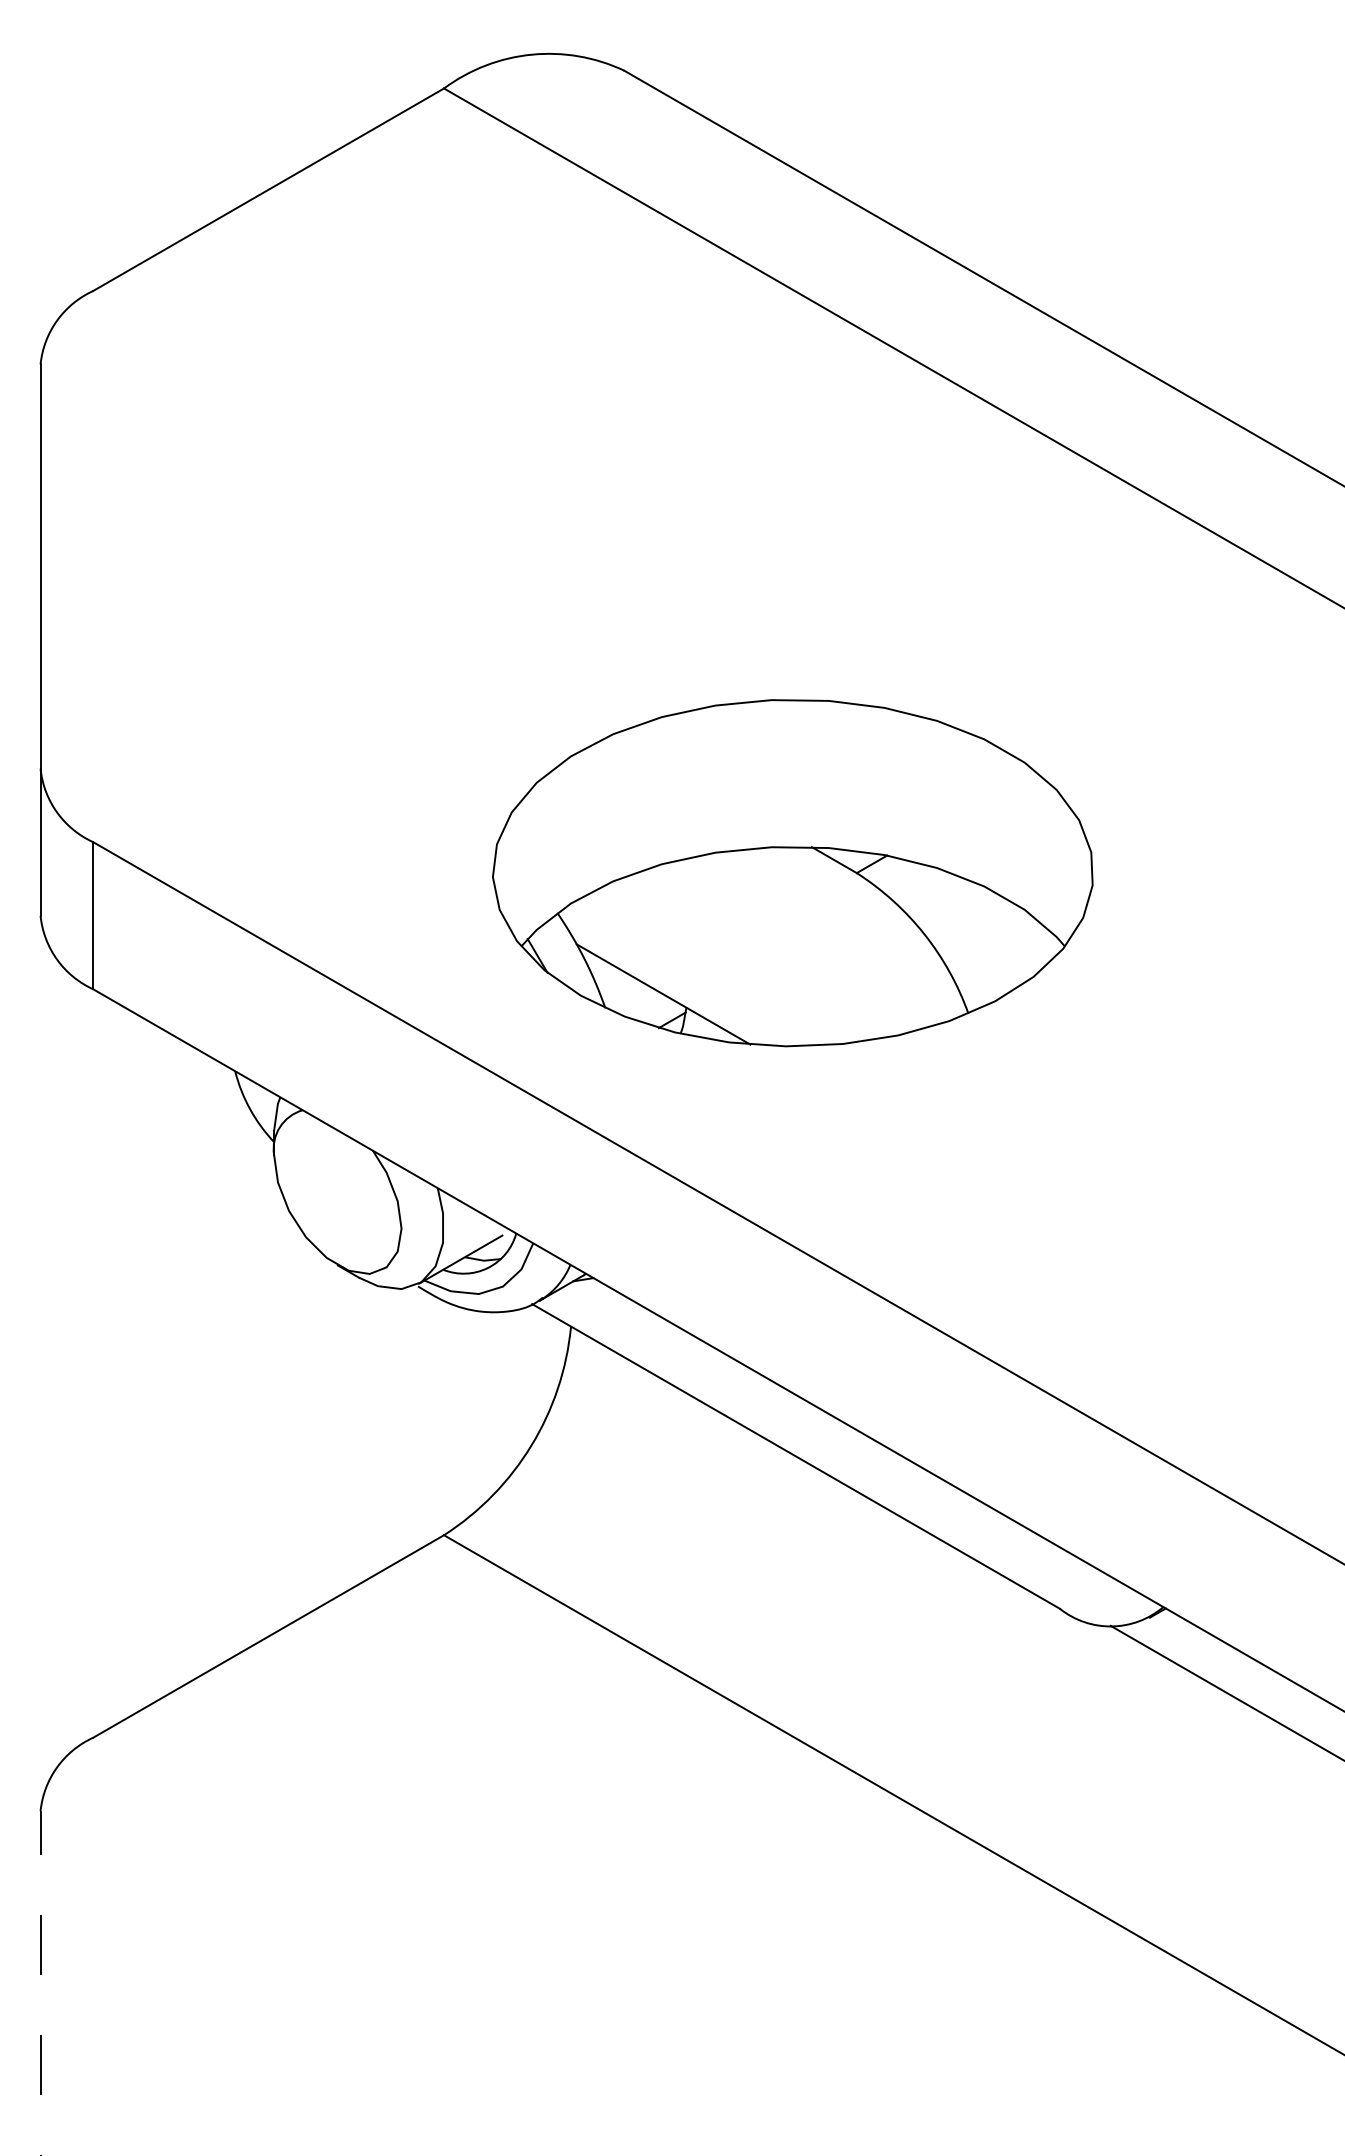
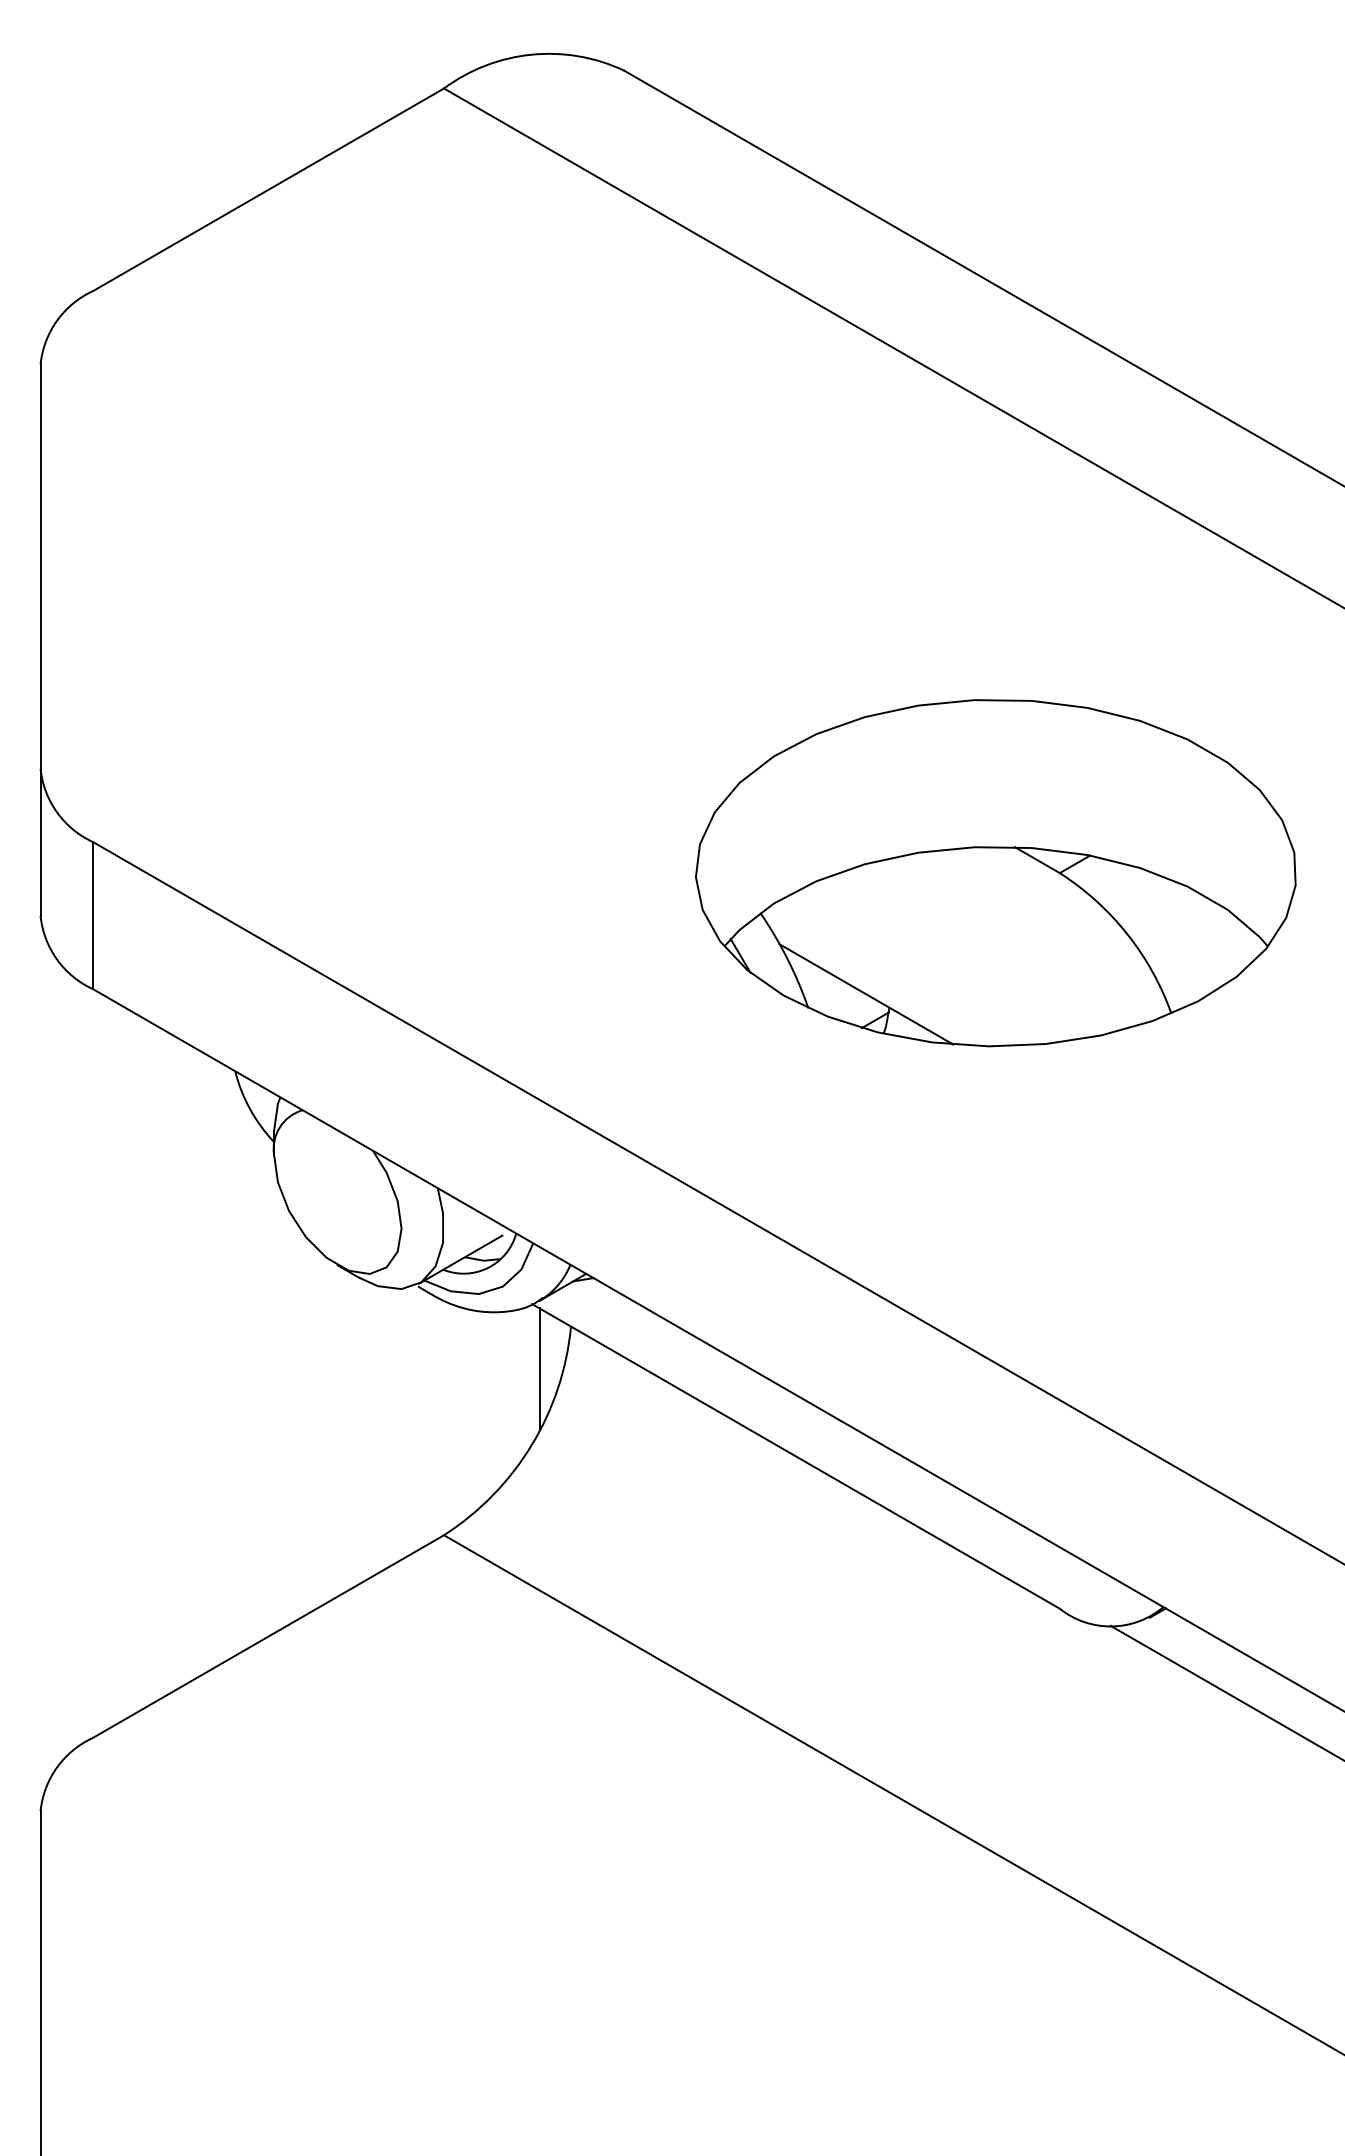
part position: (792, 873) -> (995, 873) (995, 873)
line: none -> present (539, 1369)
line: dashed -> solid (40, 1982)
